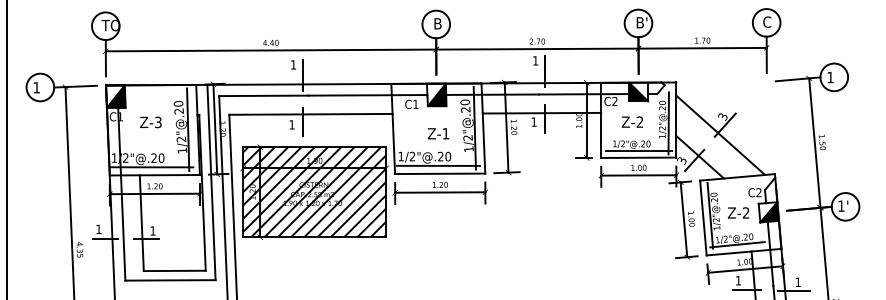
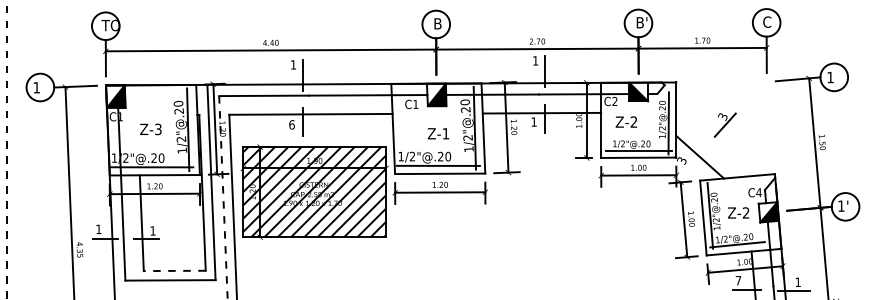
text position: (631, 121) -> (625, 121) (625, 121)
text position: (150, 122) -> (150, 129) (150, 129)
text: 1 -> 6 (291, 124)
line: present -> none (720, 134)
line: solid -> dashed (6, 150)
line: present -> none (694, 159)
text: C2 -> C4 (758, 192)
line: solid -> dashed (223, 197)
line: solid -> dashed (174, 270)
text: 1 -> 7 (738, 280)
